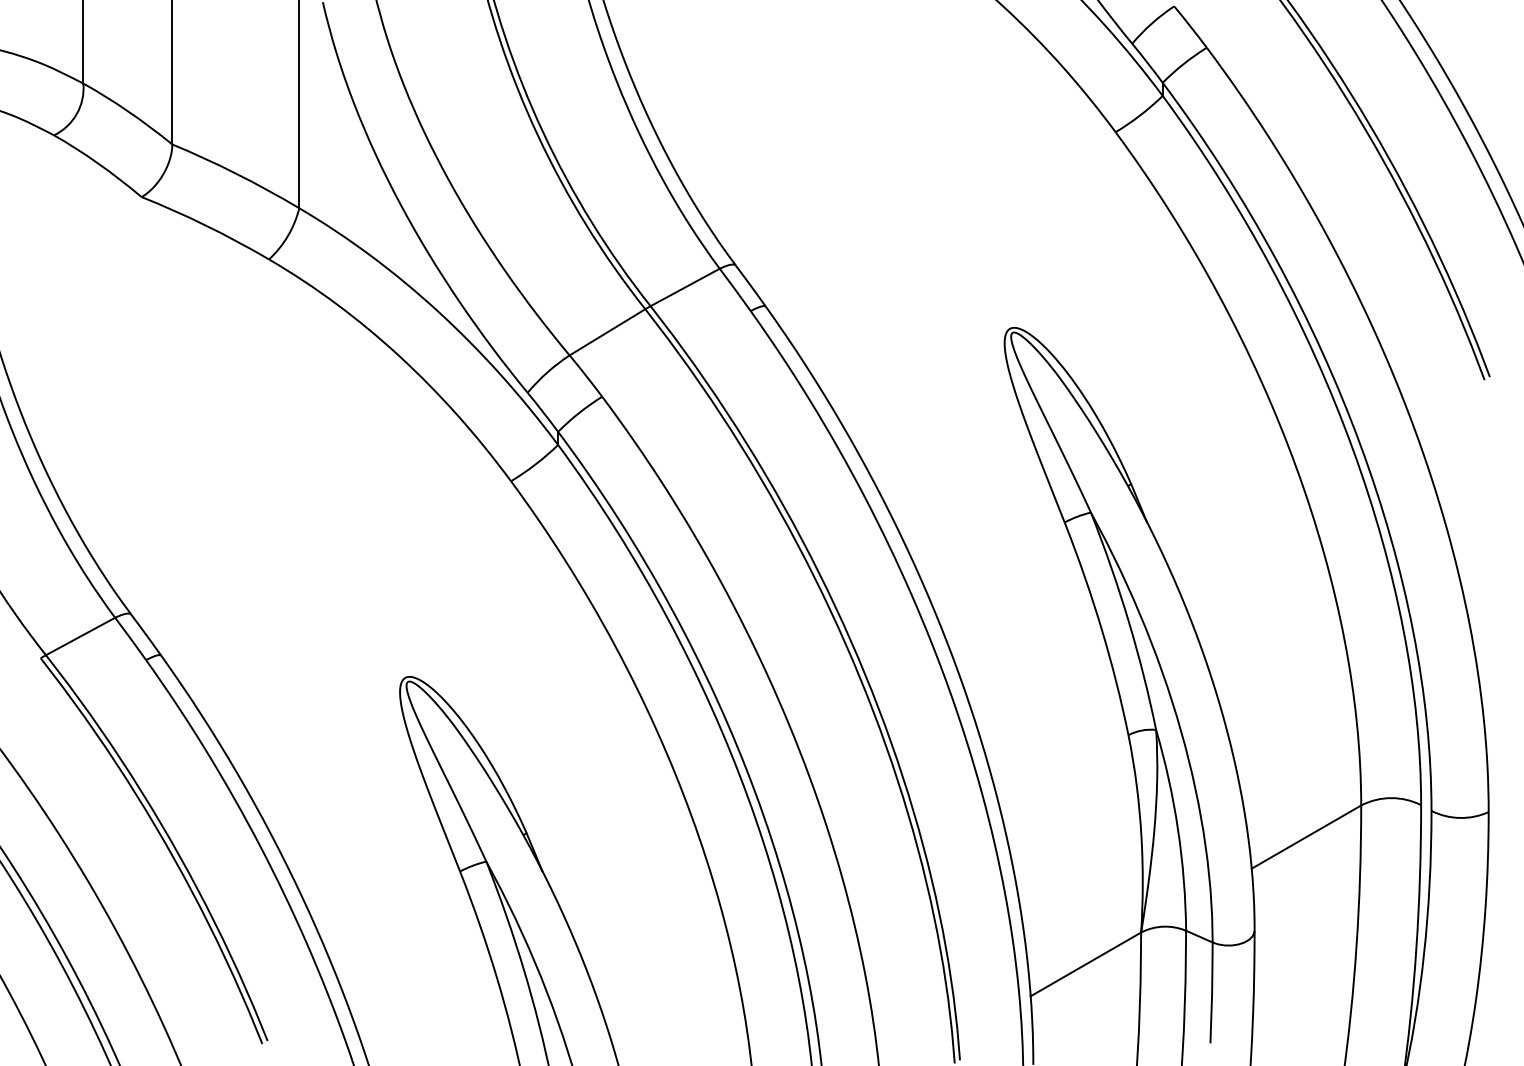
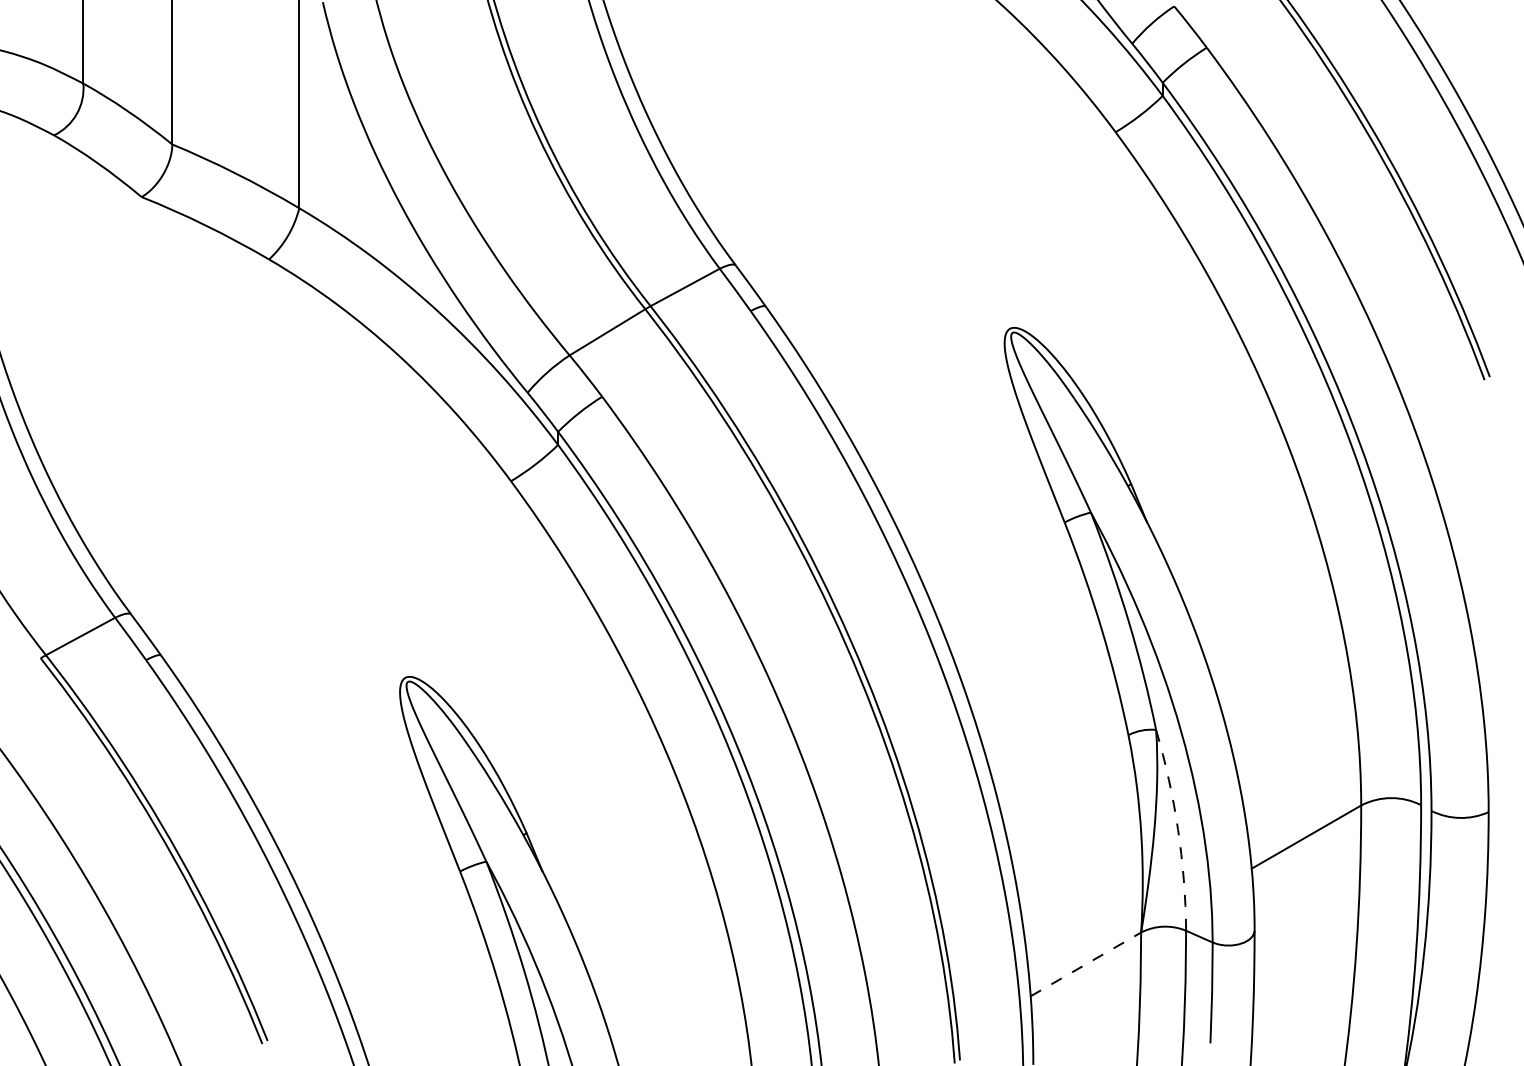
arc: solid -> dashed (1178, 829)
line: solid -> dashed (1085, 964)
